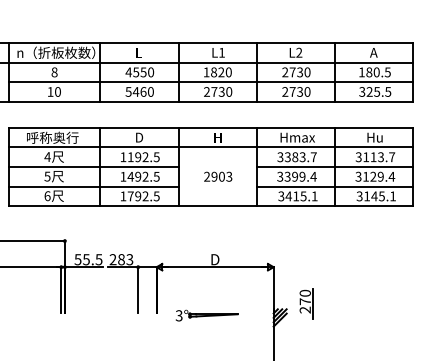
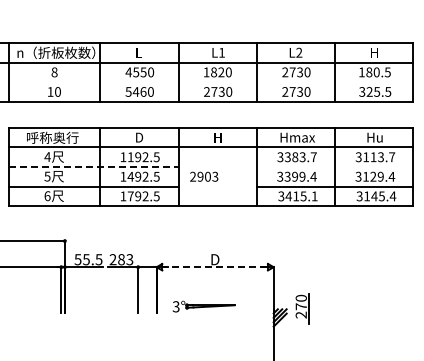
text: A -> H (373, 52)
line: present -> none (210, 82)
line: solid -> dashed (93, 167)
line: present -> none (334, 167)
text position: (218, 176) -> (204, 176) (204, 176)
text: 3145.1 -> 3145.4 (392, 196)
line: solid -> dashed (215, 267)
part position: (306, 303) -> (302, 308) (302, 308)
part position: (206, 315) -> (203, 306) (203, 306)
